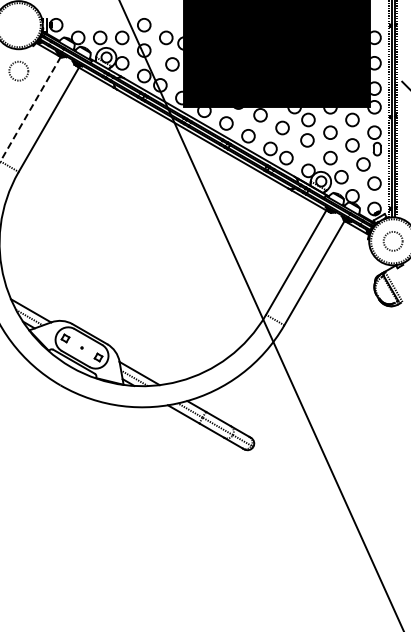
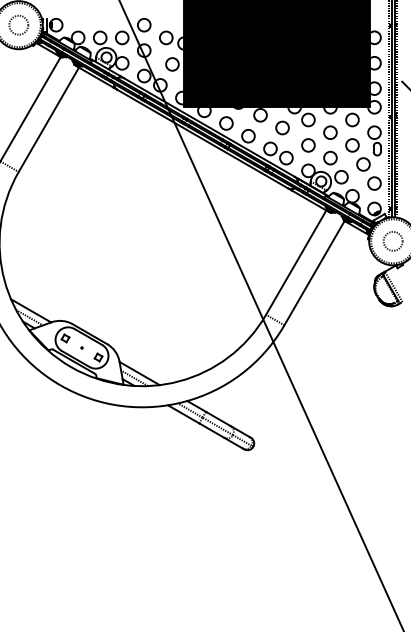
circle position: (18, 70) -> (18, 24) (18, 24)
line: dashed -> solid (30, 109)
circle position: (307, 140) -> (308, 145) (308, 145)
